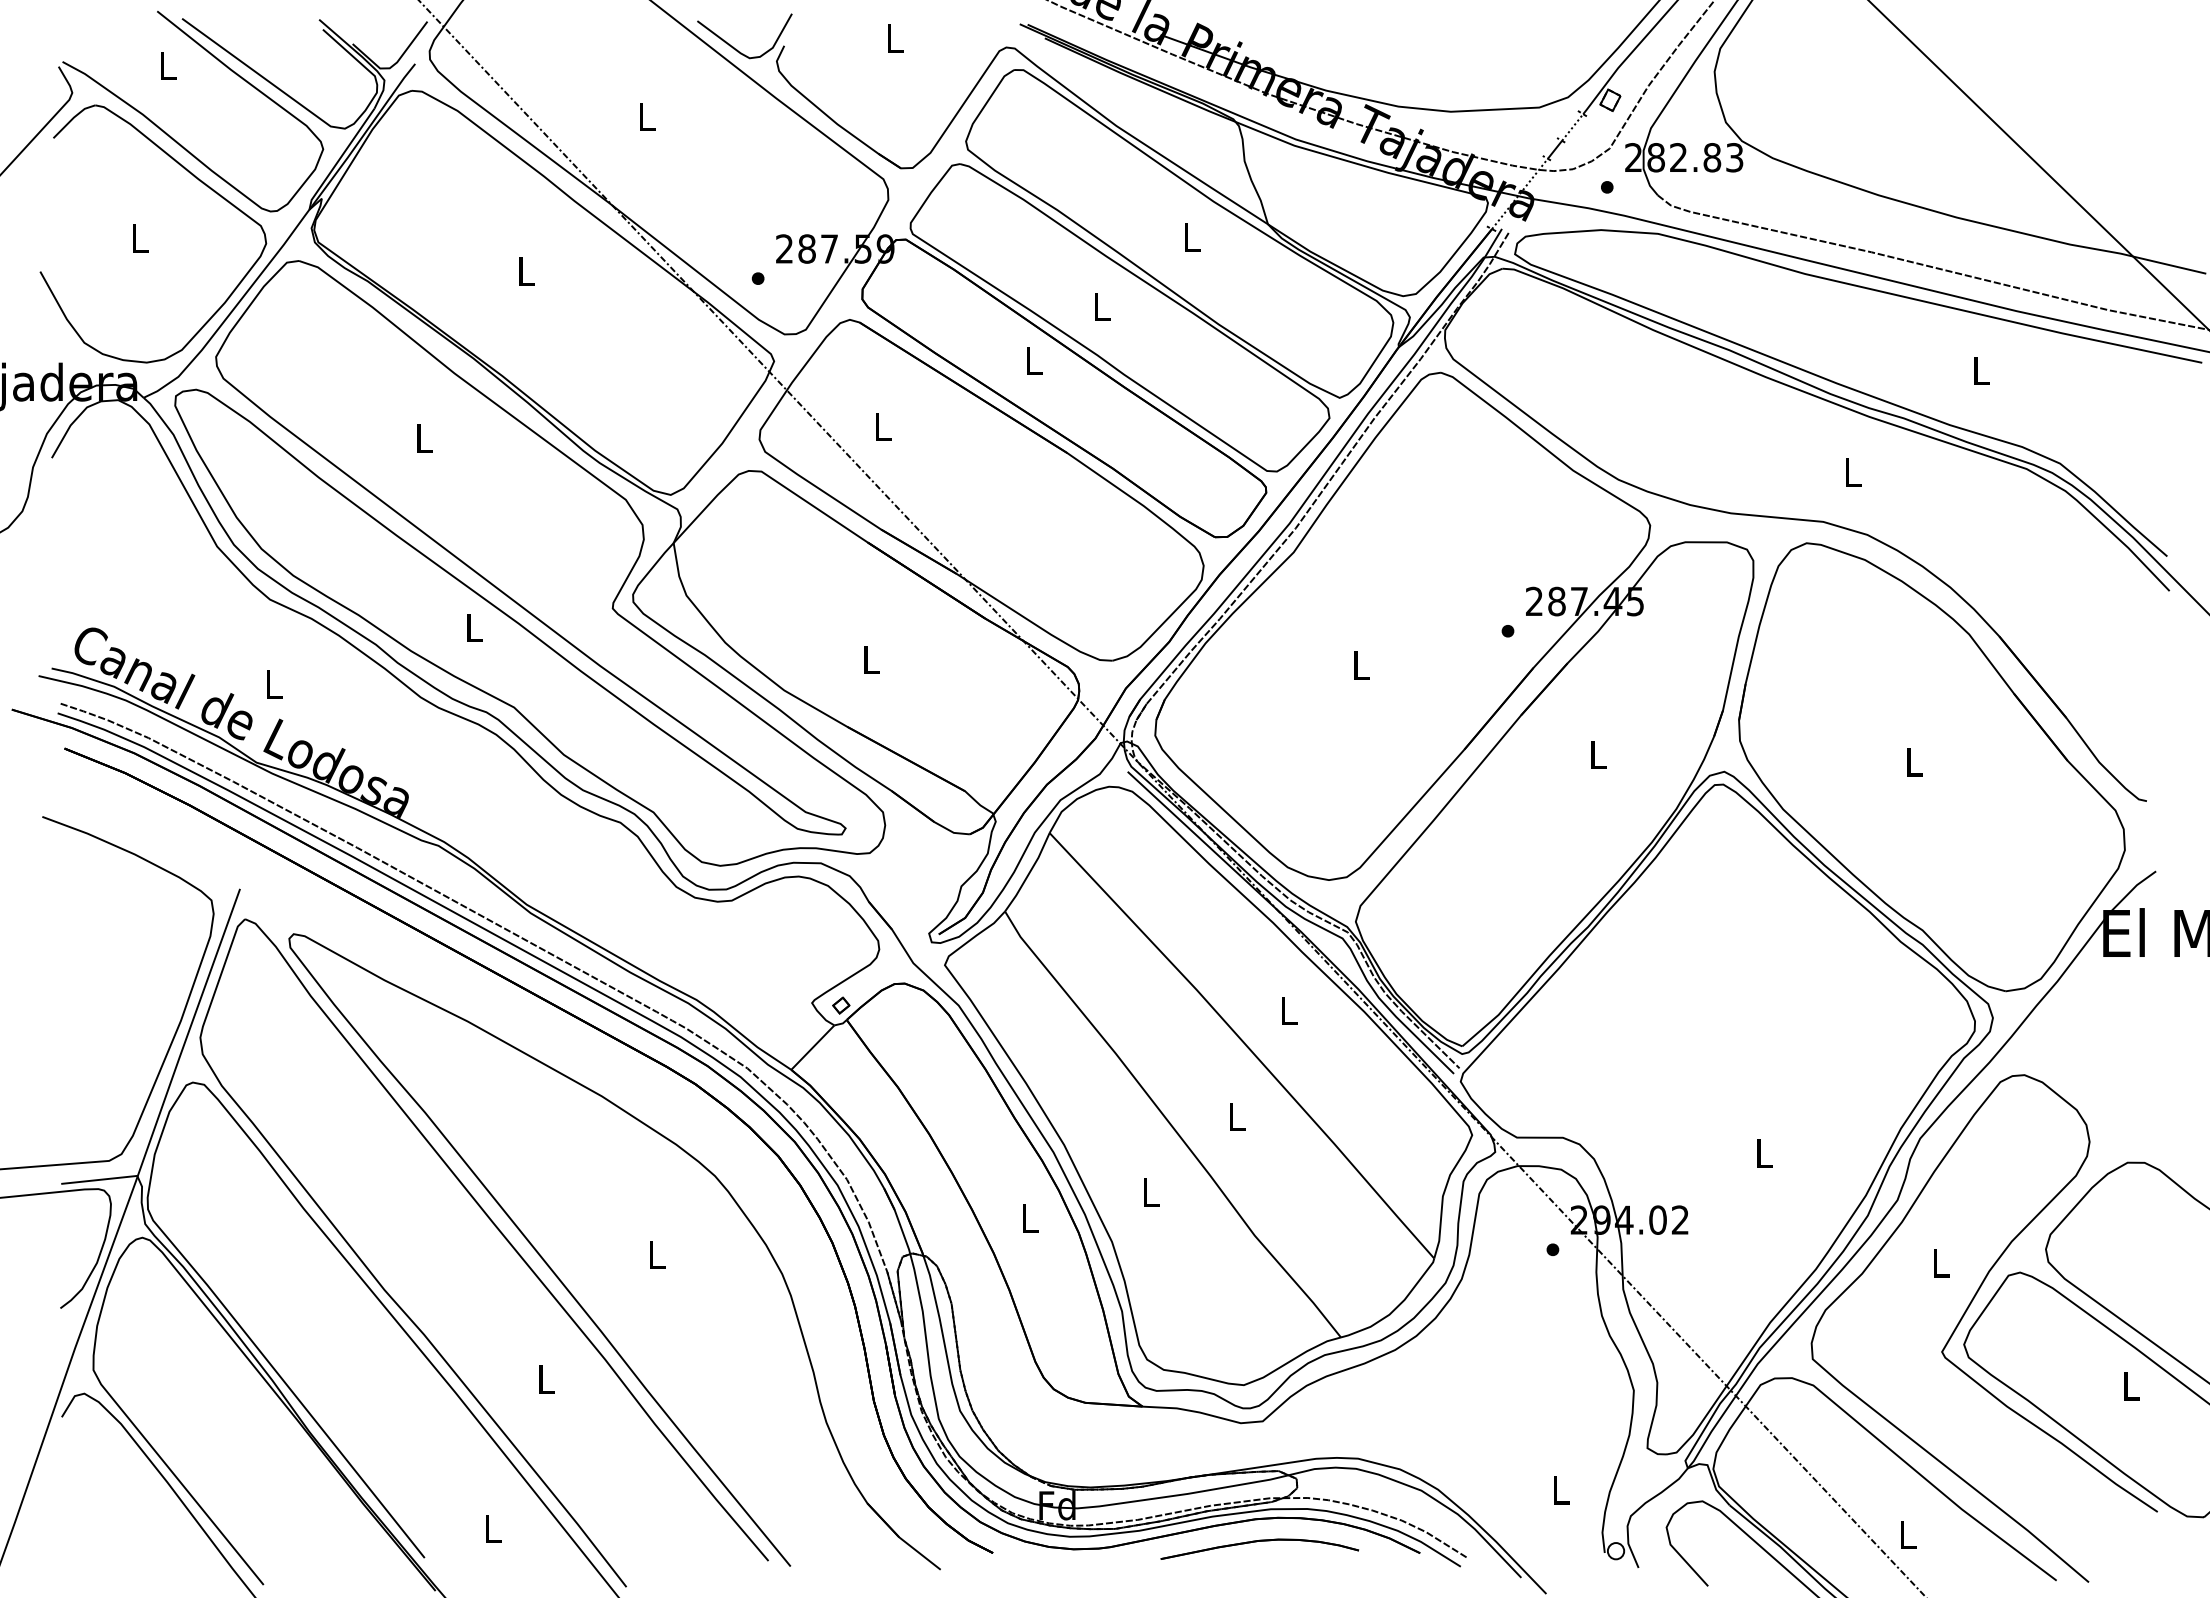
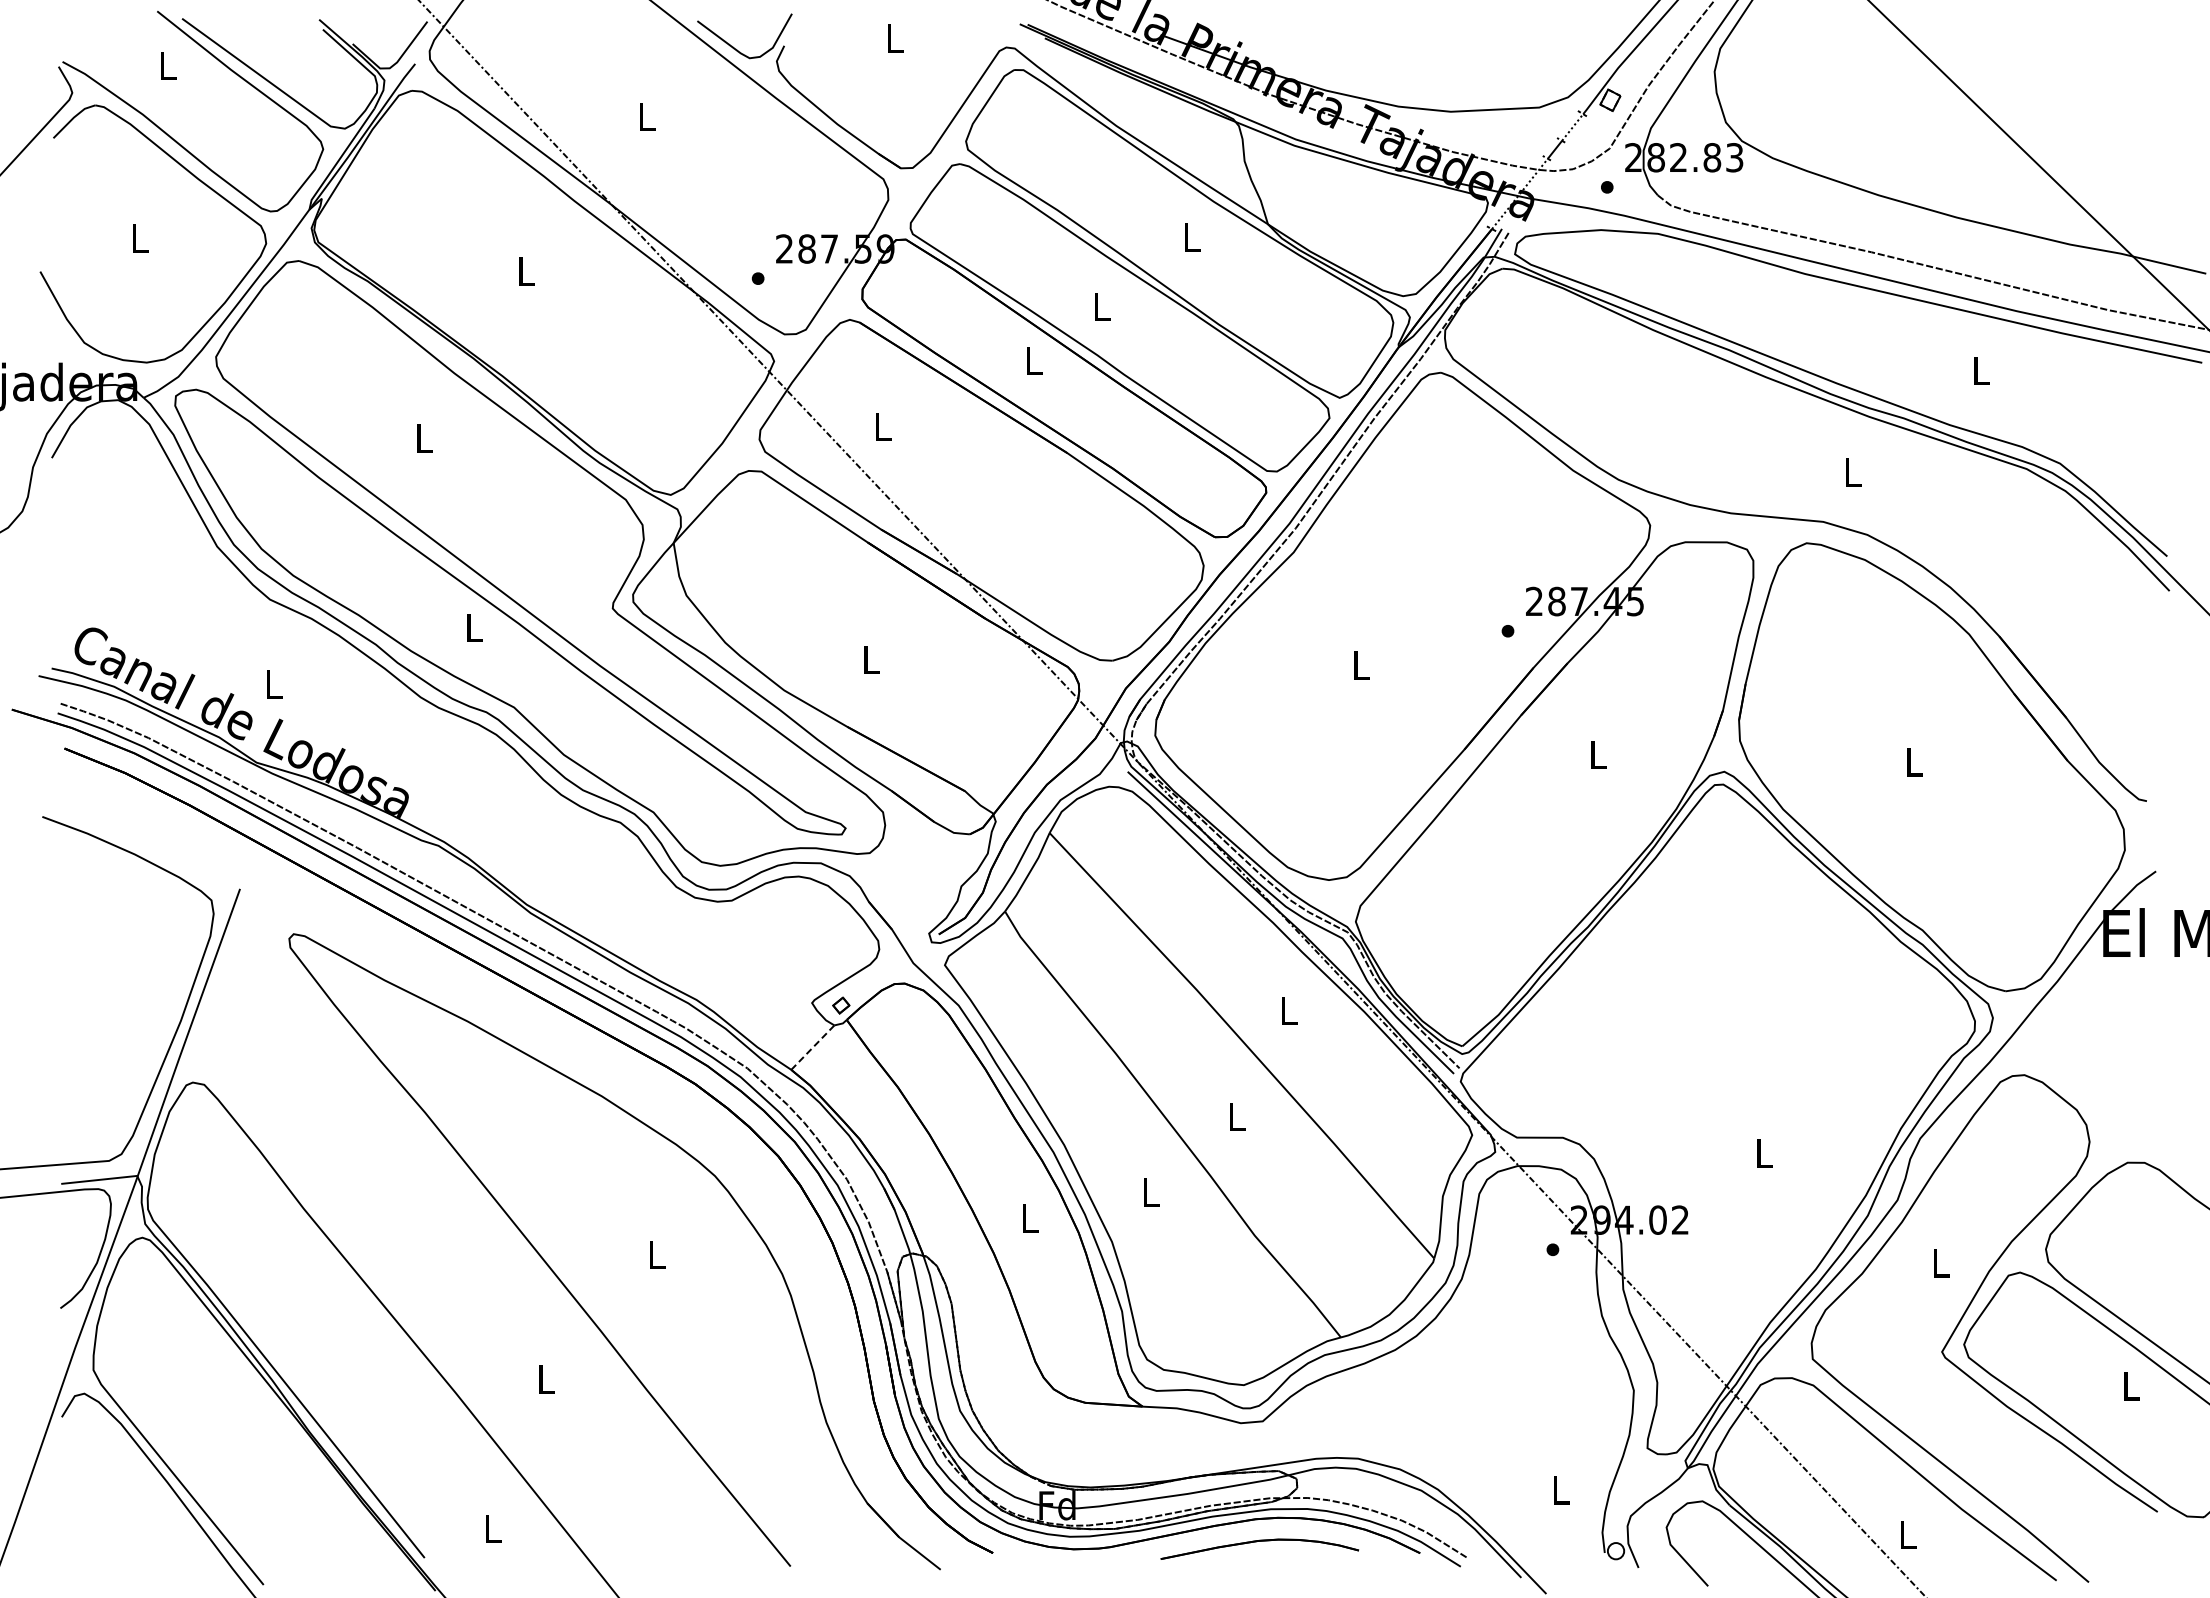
line: solid -> dashed (812, 1047)
part: present -> none (503, 1237)
